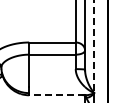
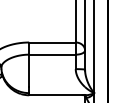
line: dashed -> solid (94, 47)
line: dashed -> solid (57, 95)
